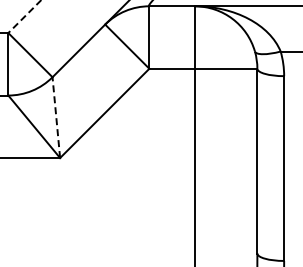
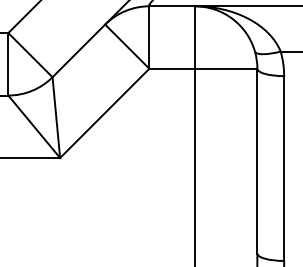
line: dashed -> solid (24, 16)
line: dashed -> solid (56, 117)
